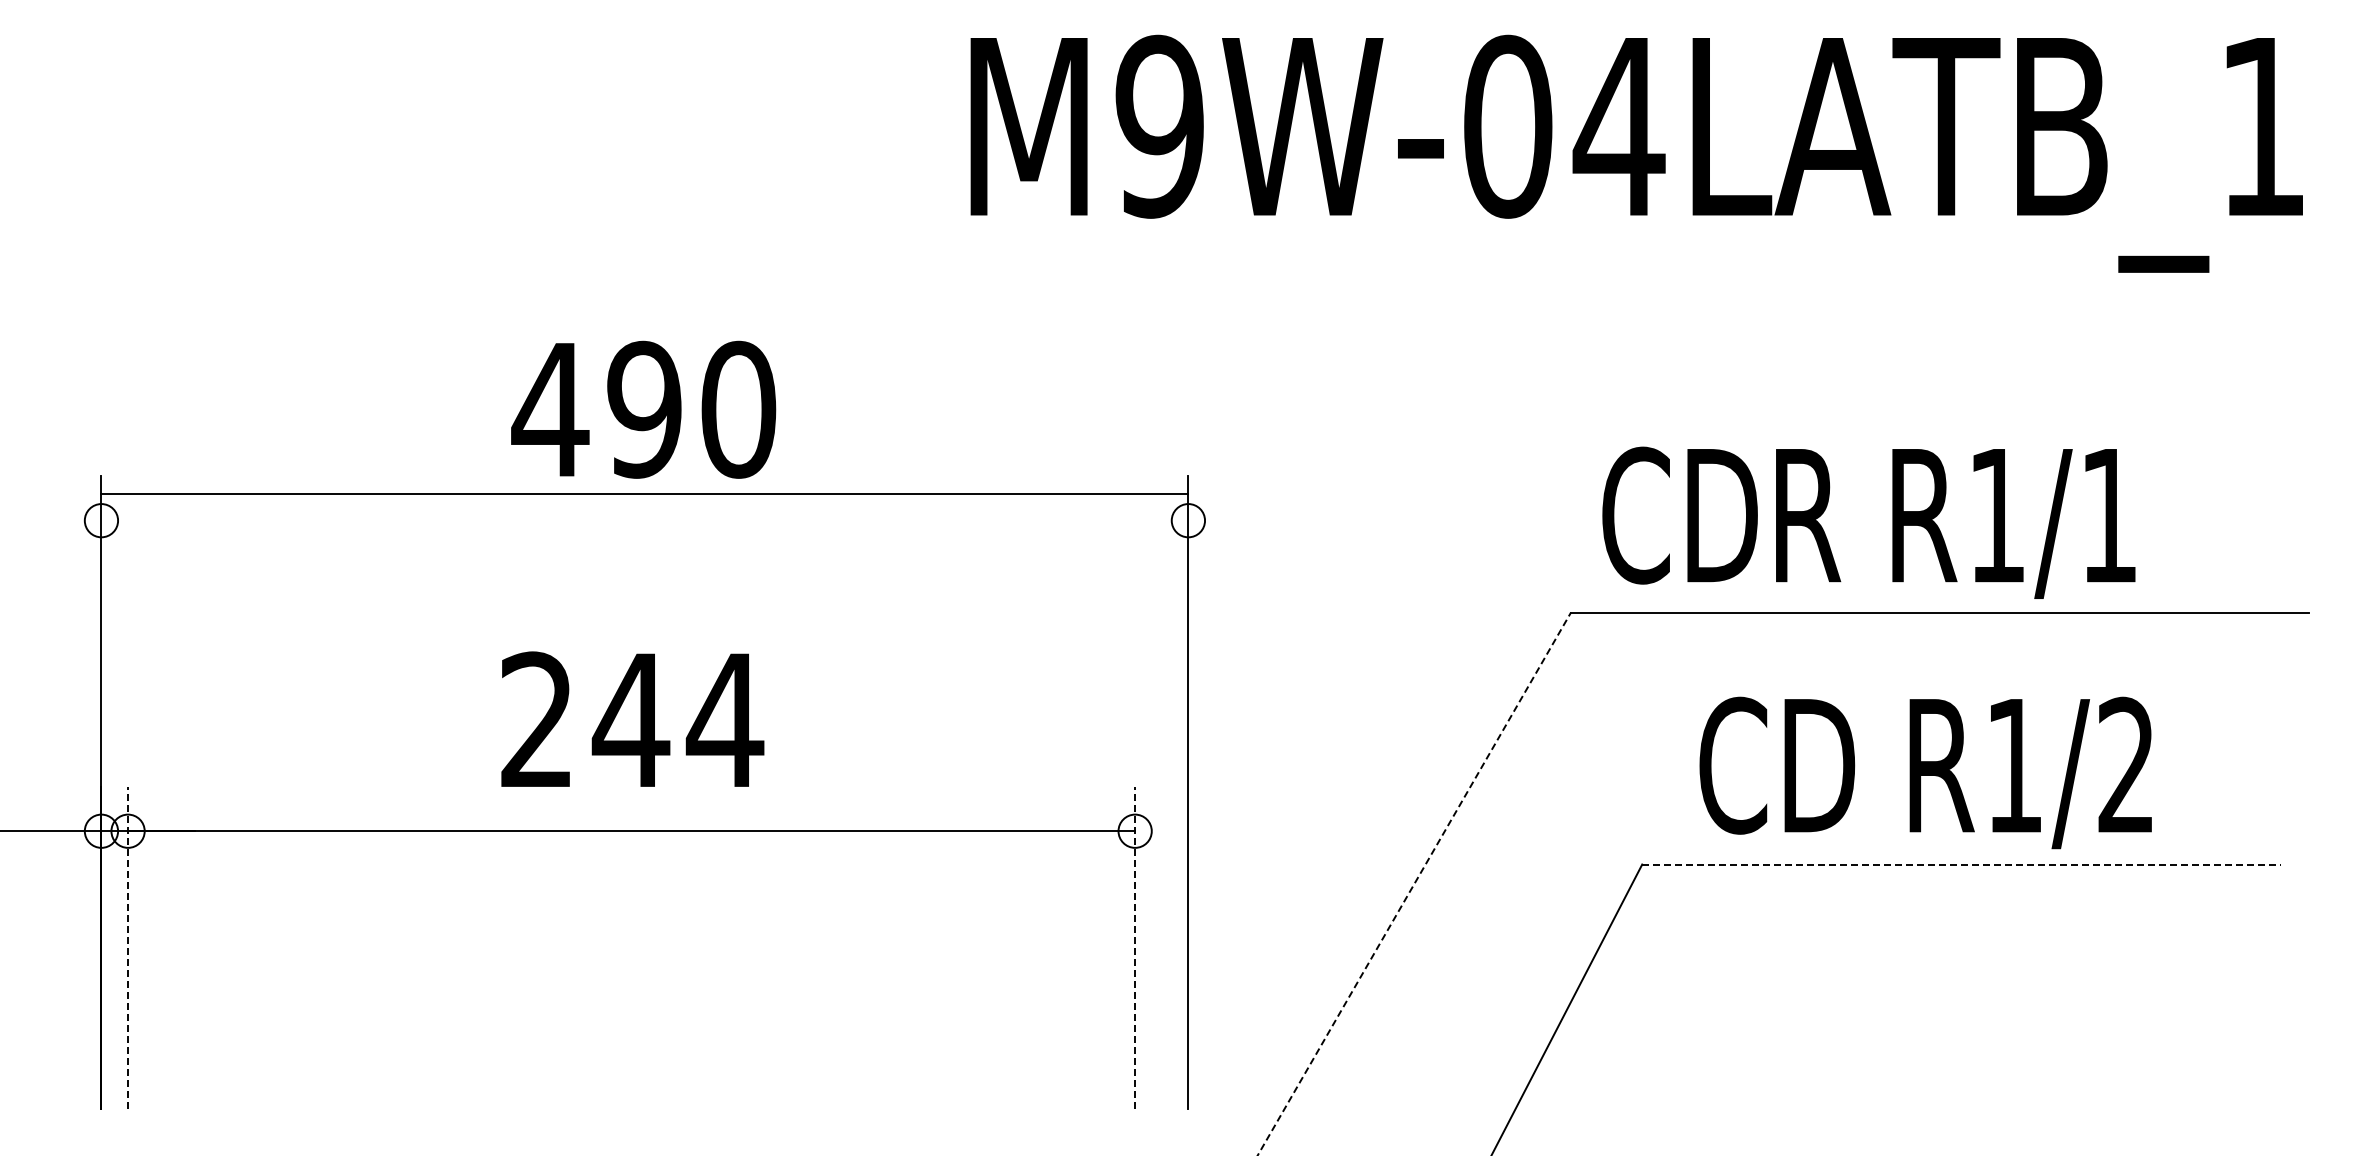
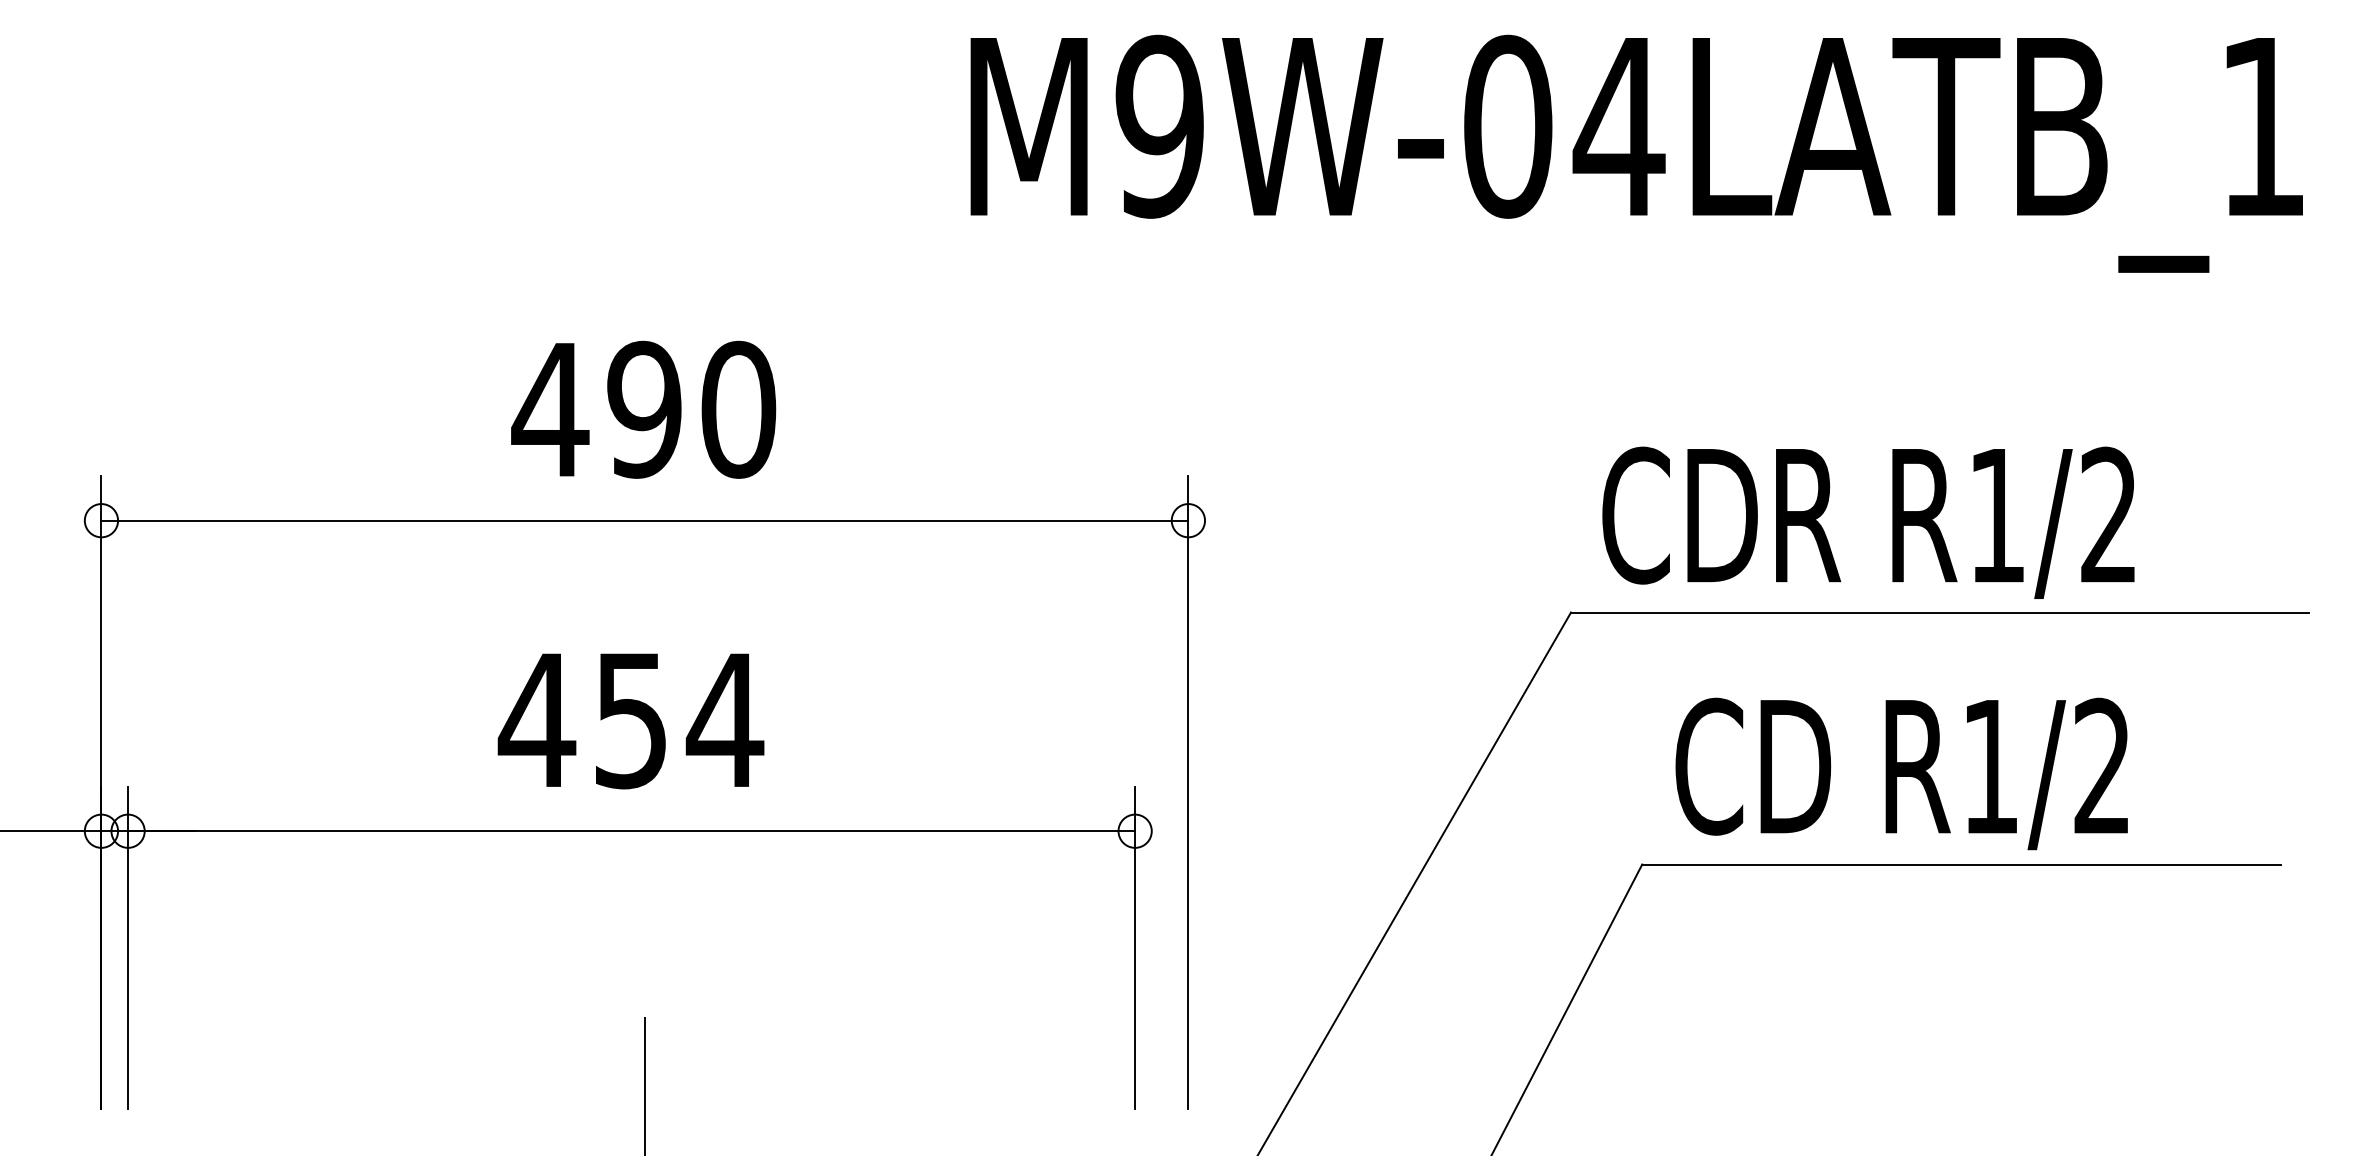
line position: (644, 493) -> (644, 520) (644, 520)
text: R1/1 -> R1/2 (2108, 514)
text: 244 -> 454 (583, 720)
text position: (1925, 772) -> (1901, 773) (1901, 773)
line: dashed -> solid (1962, 864)
line: dashed -> solid (1414, 883)
line: dashed -> solid (128, 947)
line: dashed -> solid (1135, 947)
line: none -> present (644, 1084)
